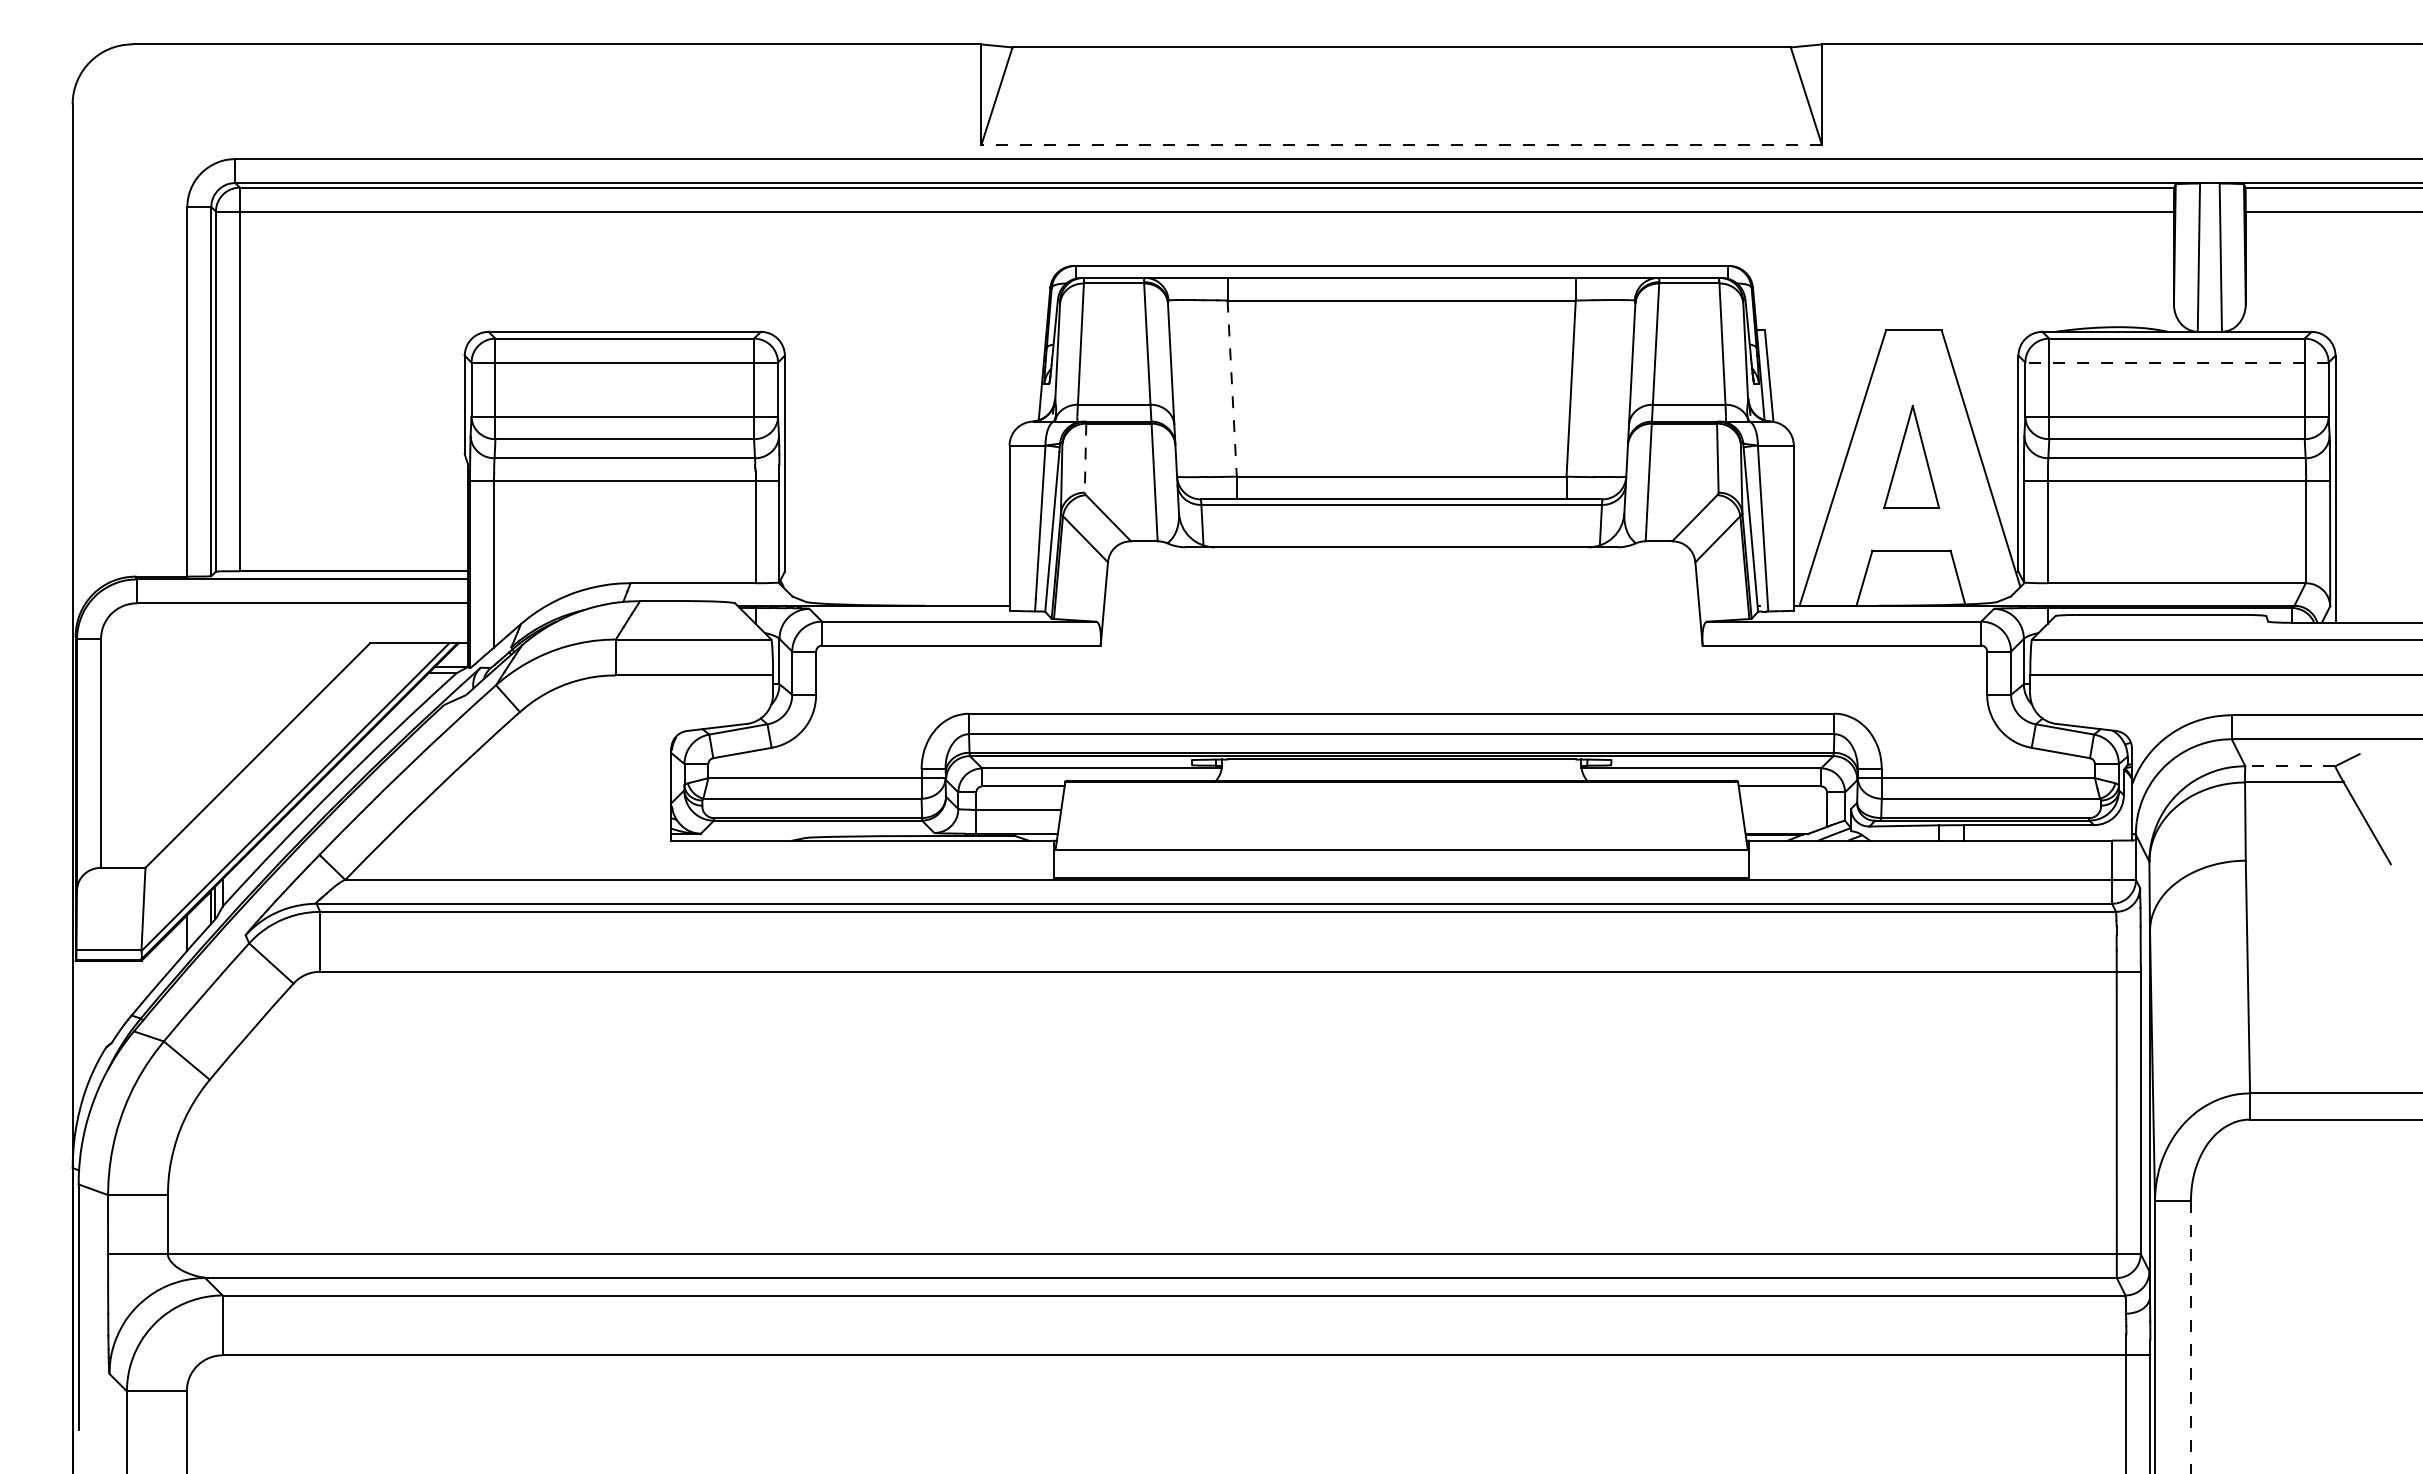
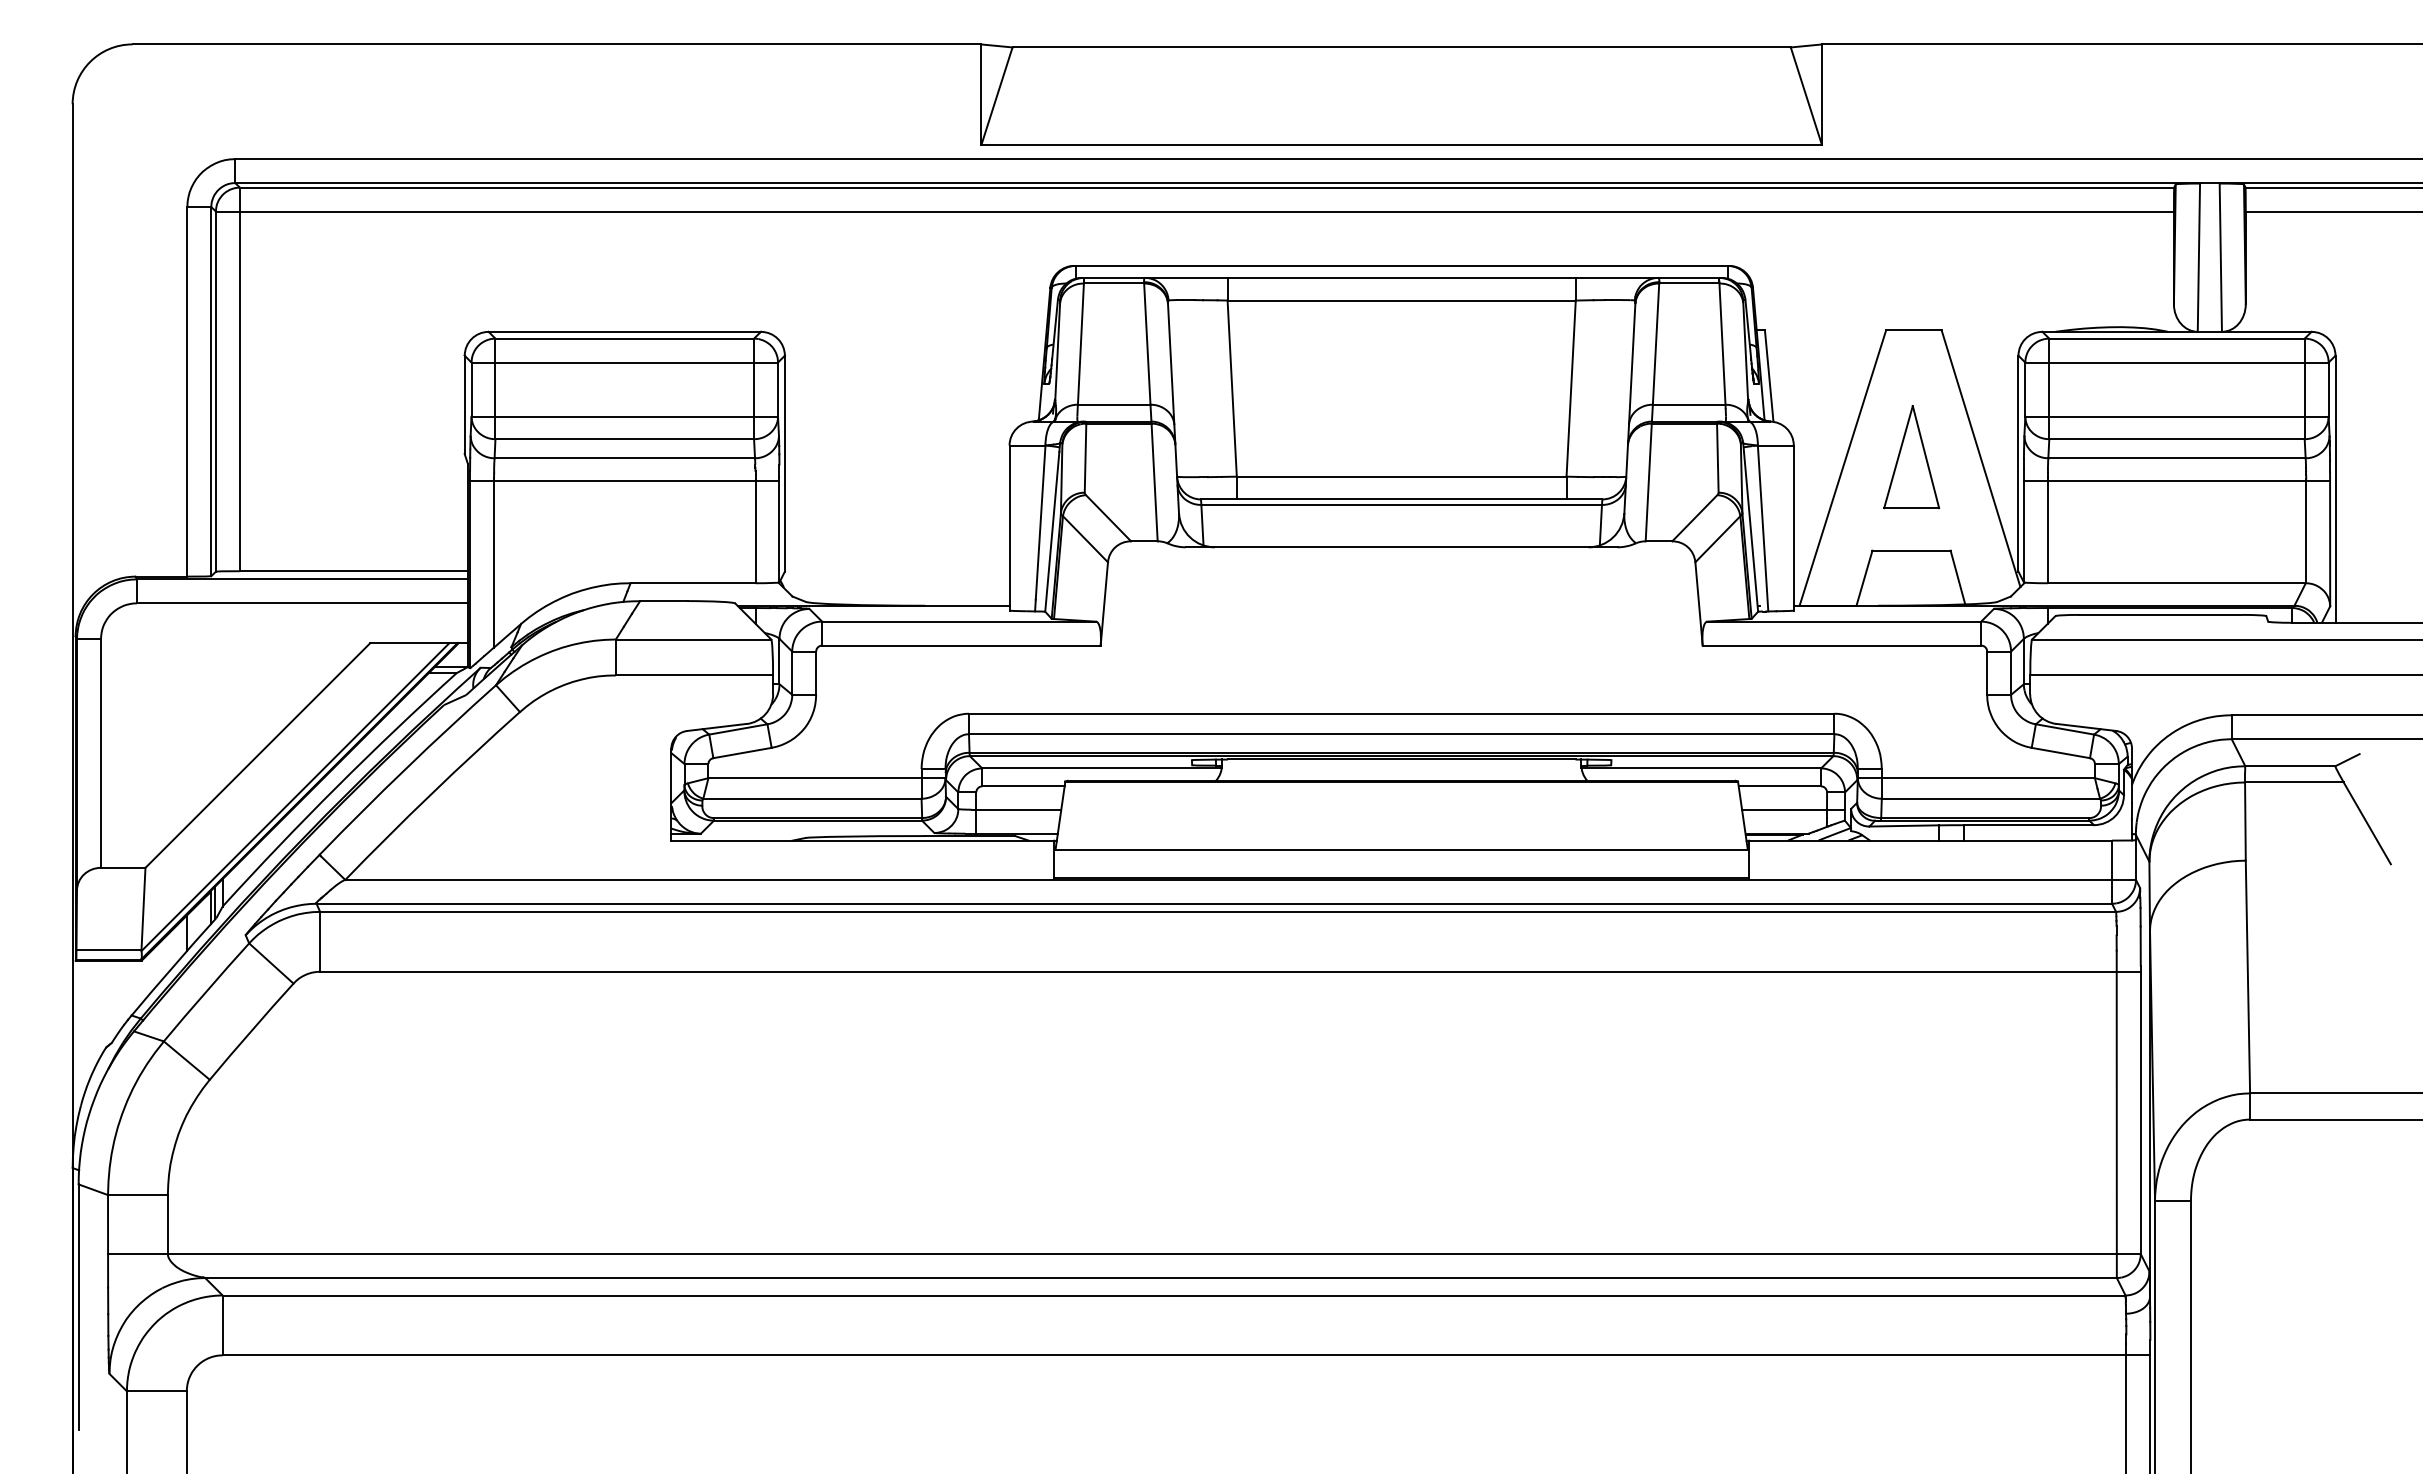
line: dashed -> solid (1401, 144)
line: dashed -> solid (2176, 362)
line: dashed -> solid (1232, 389)
line: dashed -> solid (1085, 458)
line: dashed -> solid (2289, 766)
line: none -> present (1793, 809)
line: dashed -> solid (2190, 1337)
